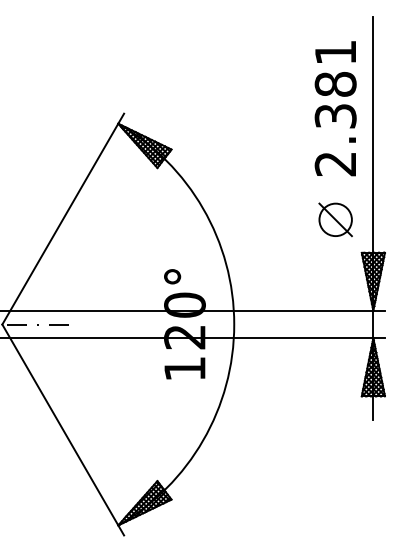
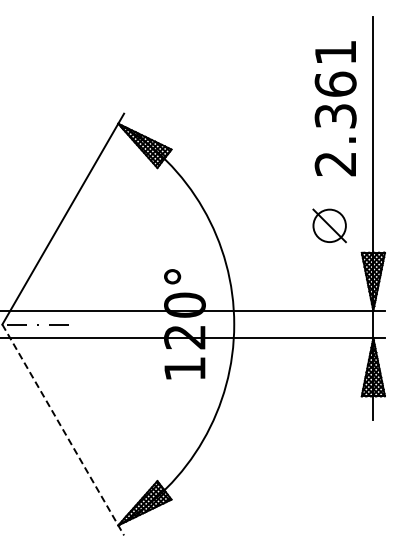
text: 2.381 -> 2.361 (335, 83)
part position: (335, 219) -> (329, 225) (329, 225)
line: solid -> dashed (63, 430)
